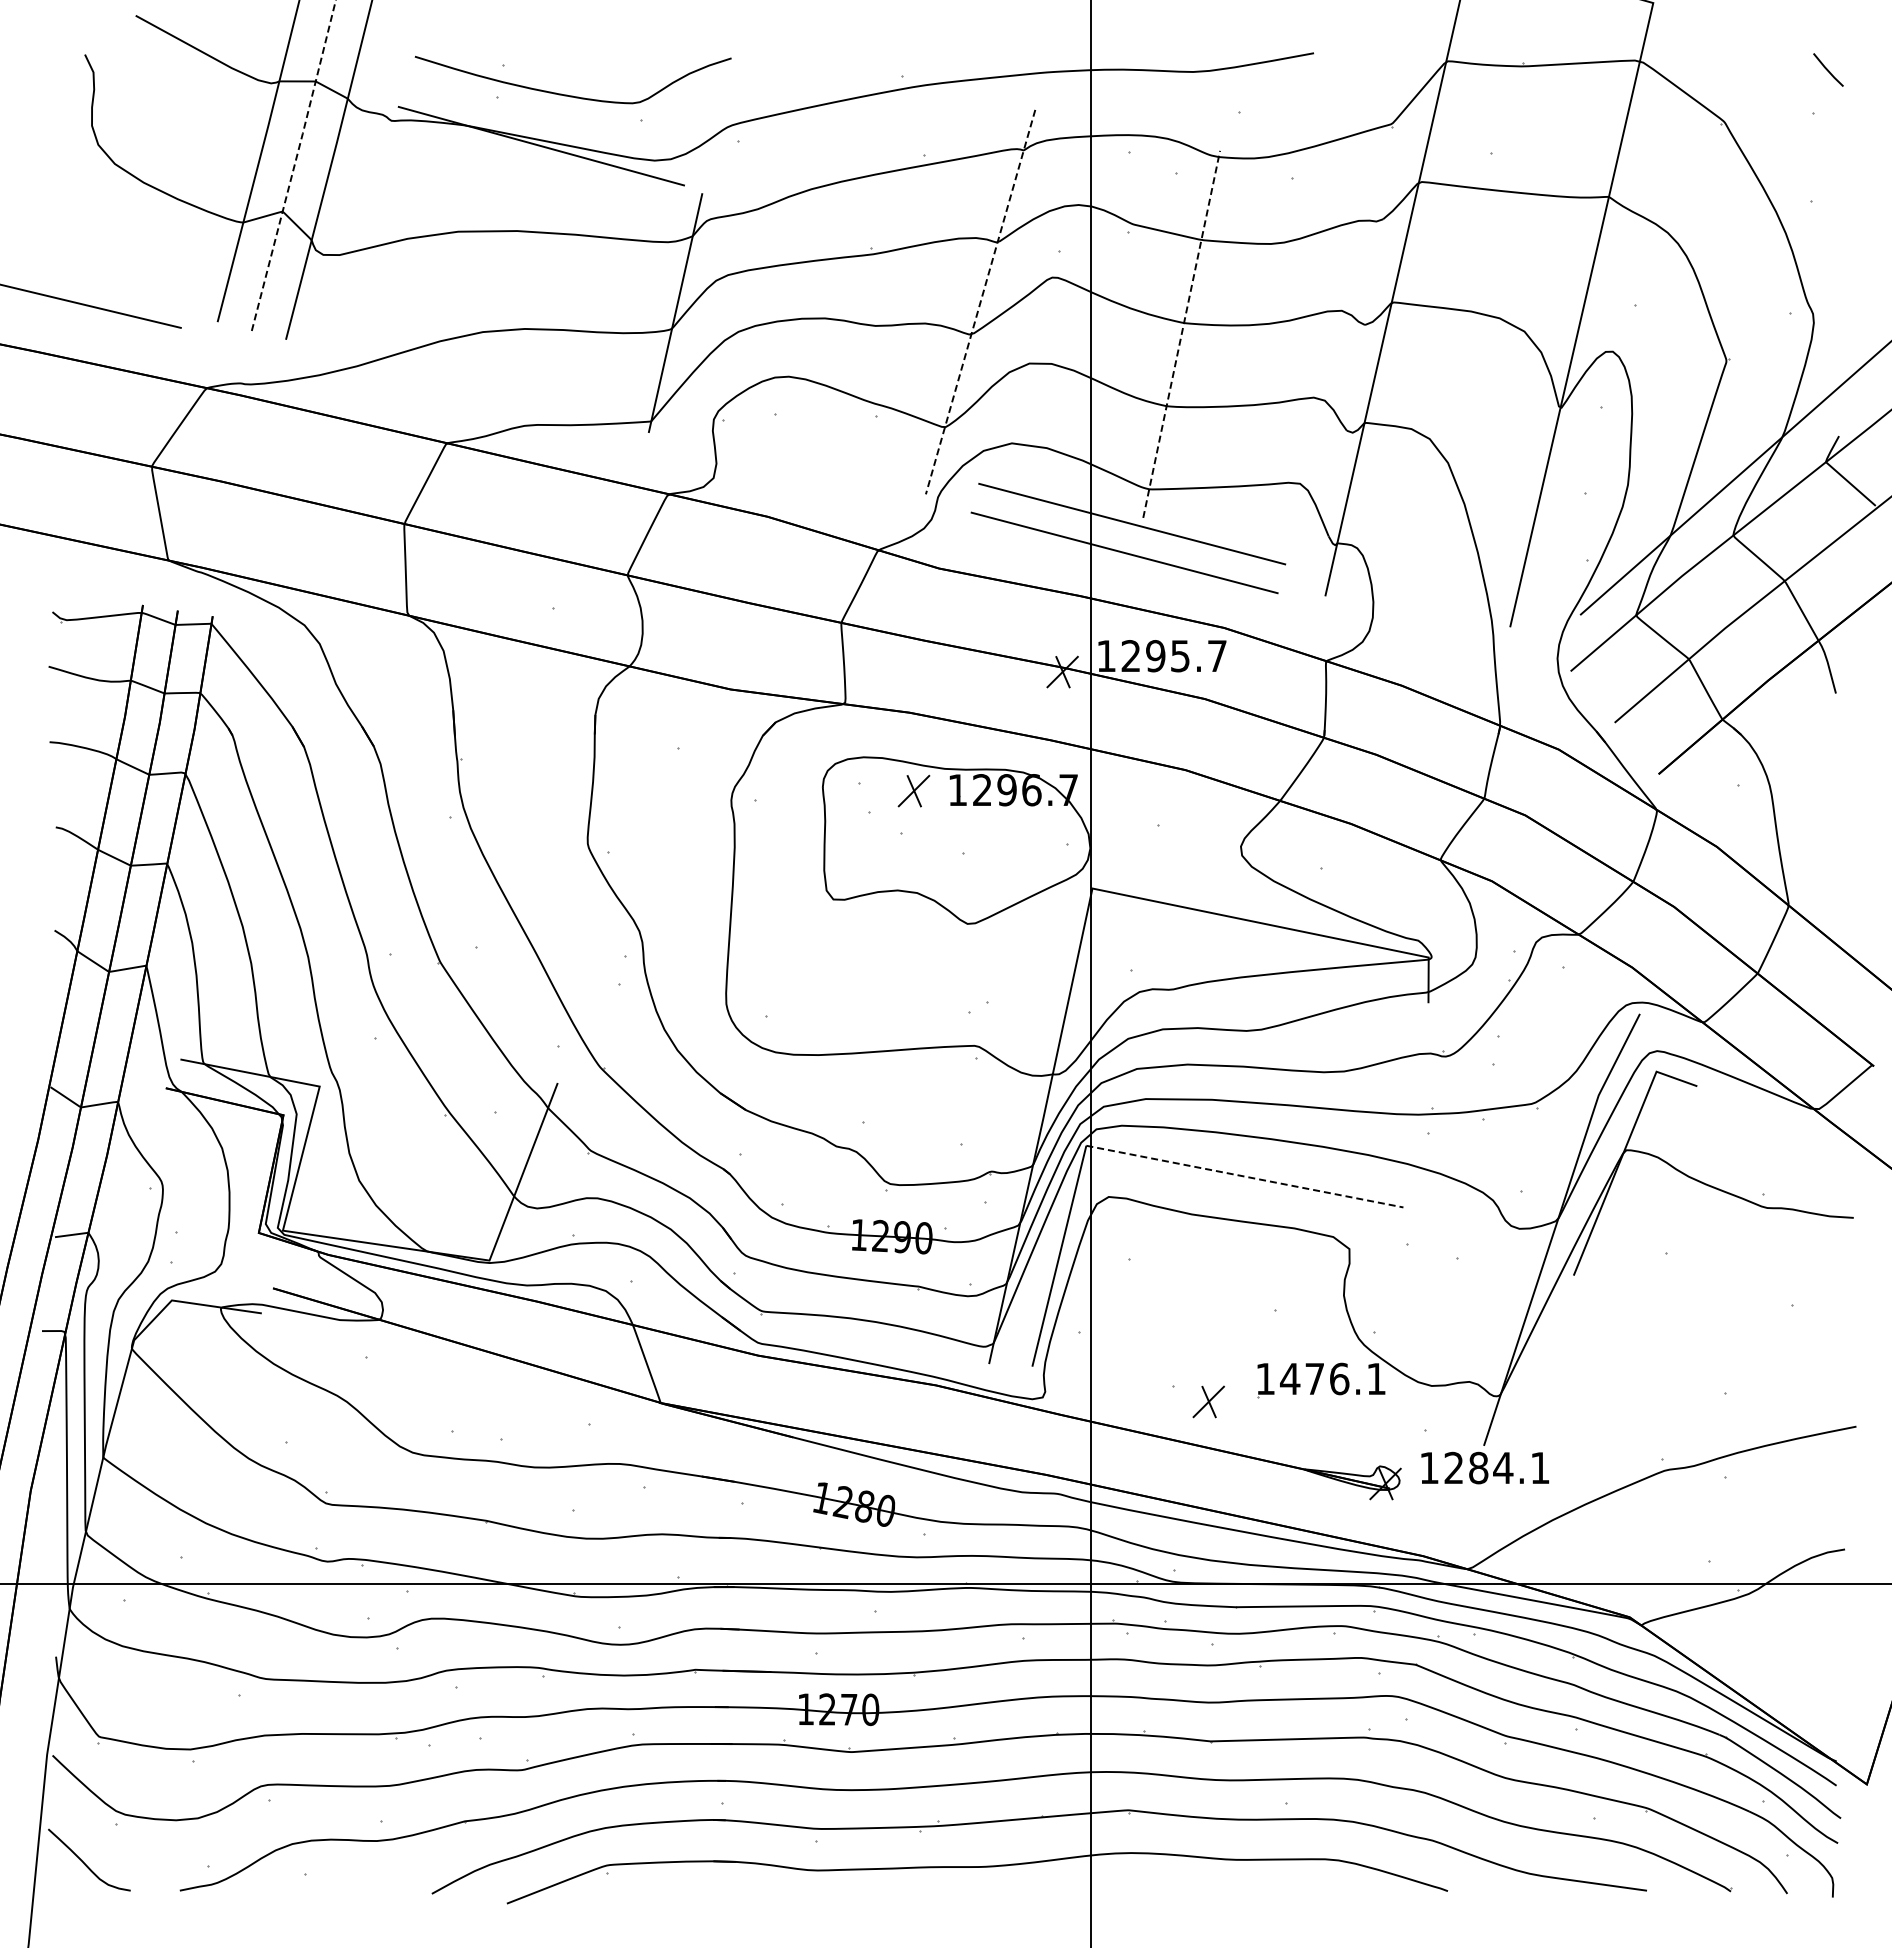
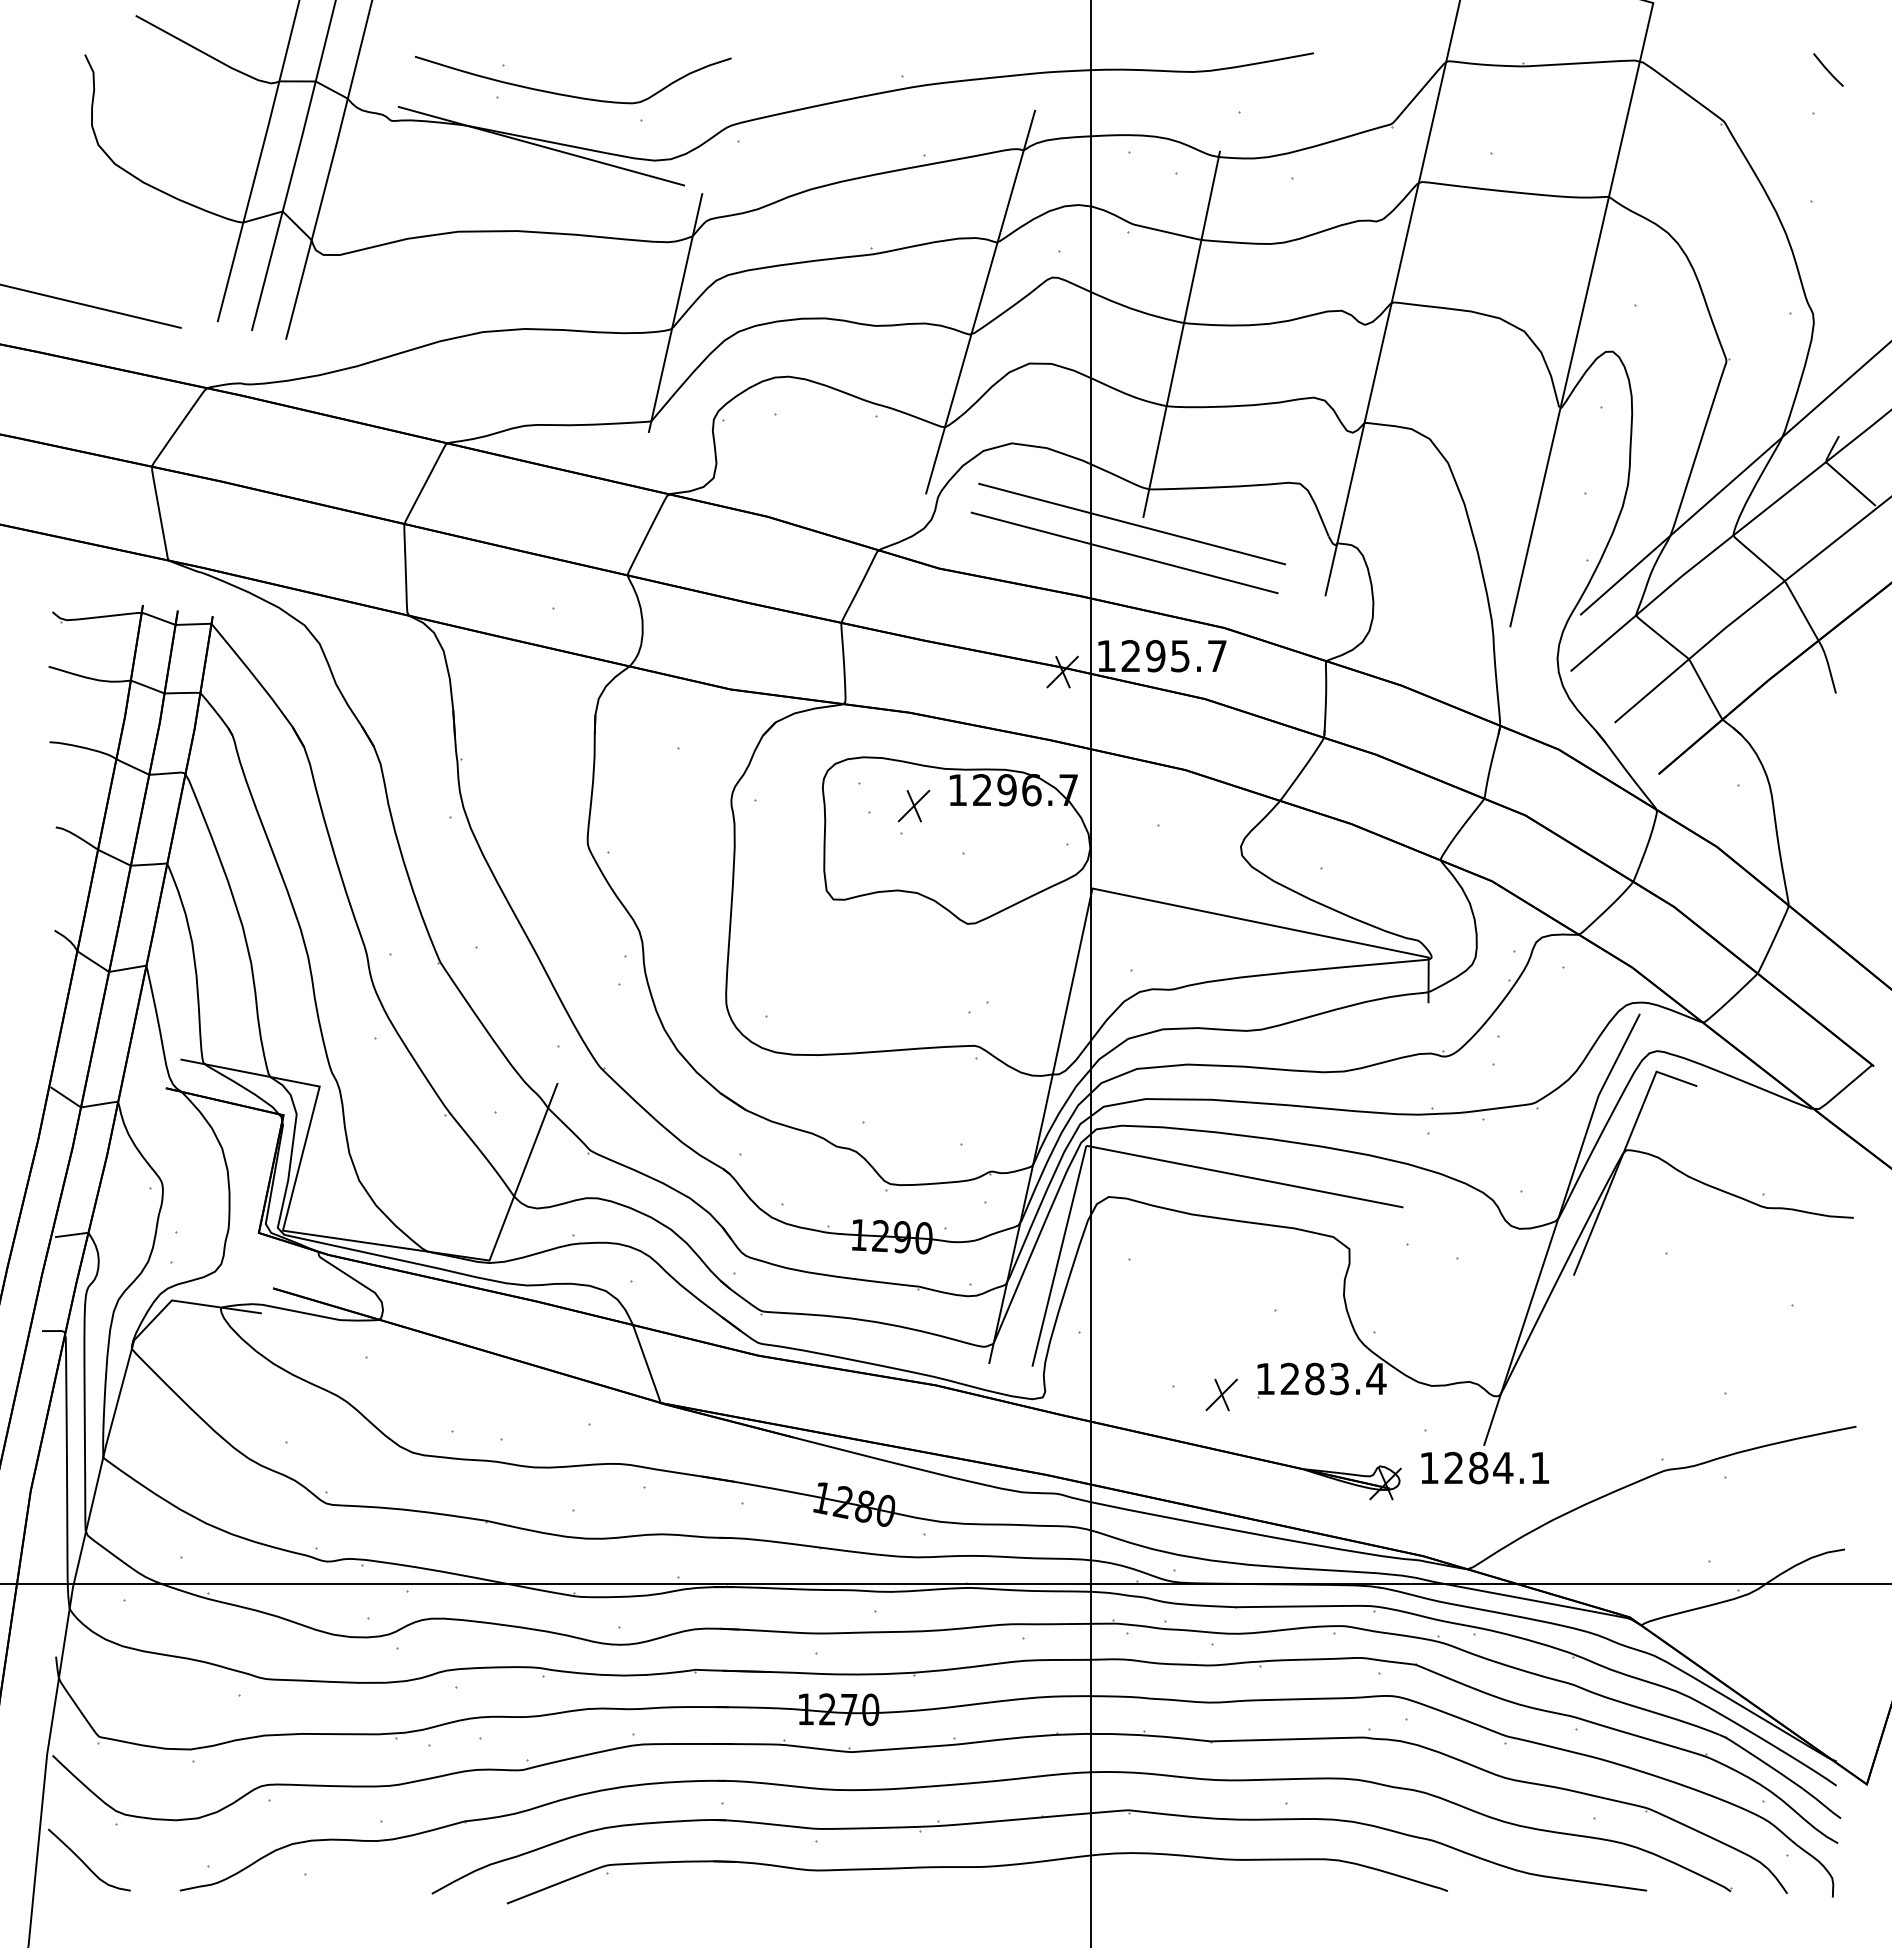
line: dashed -> solid (294, 165)
line: dashed -> solid (980, 302)
line: dashed -> solid (1181, 334)
part position: (913, 790) -> (913, 805) (913, 805)
line: dashed -> solid (1244, 1176)
text: 1476.1 -> 1283.4 (1333, 1378)
part position: (1208, 1401) -> (1221, 1394) (1221, 1394)
